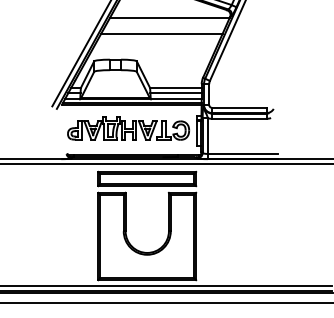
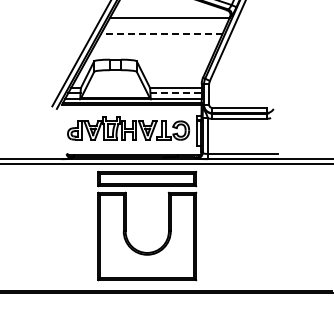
line: solid -> dashed (161, 33)
line: solid -> dashed (176, 93)
line: present -> none (166, 286)
line: present -> none (166, 302)
